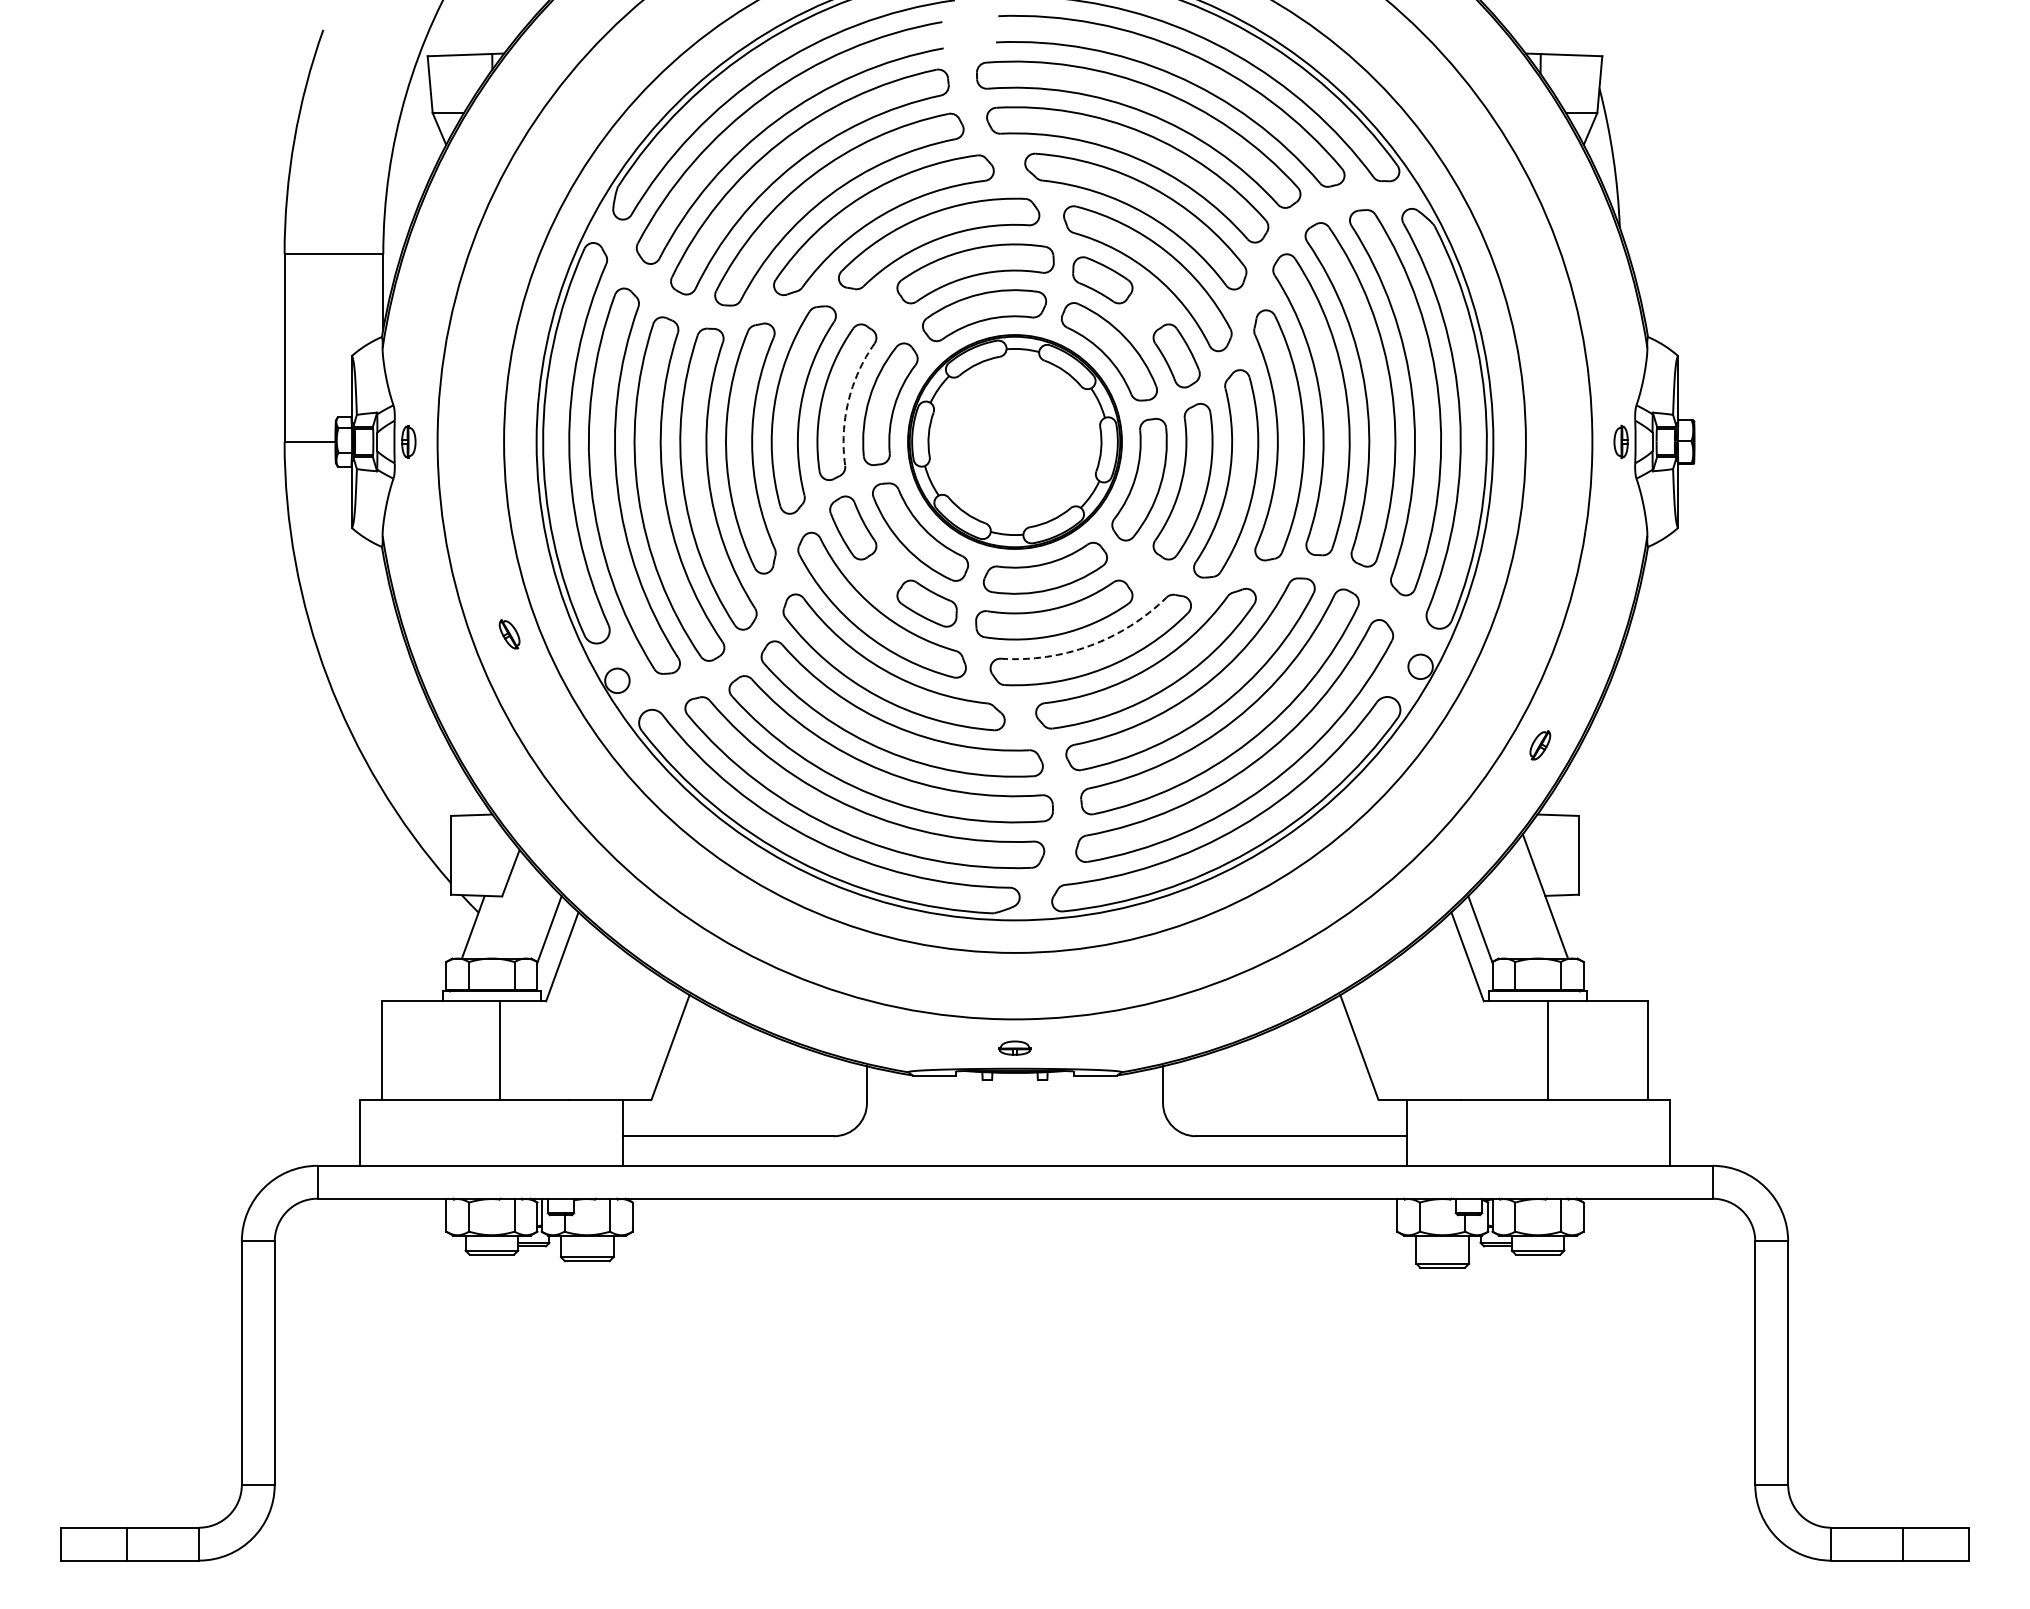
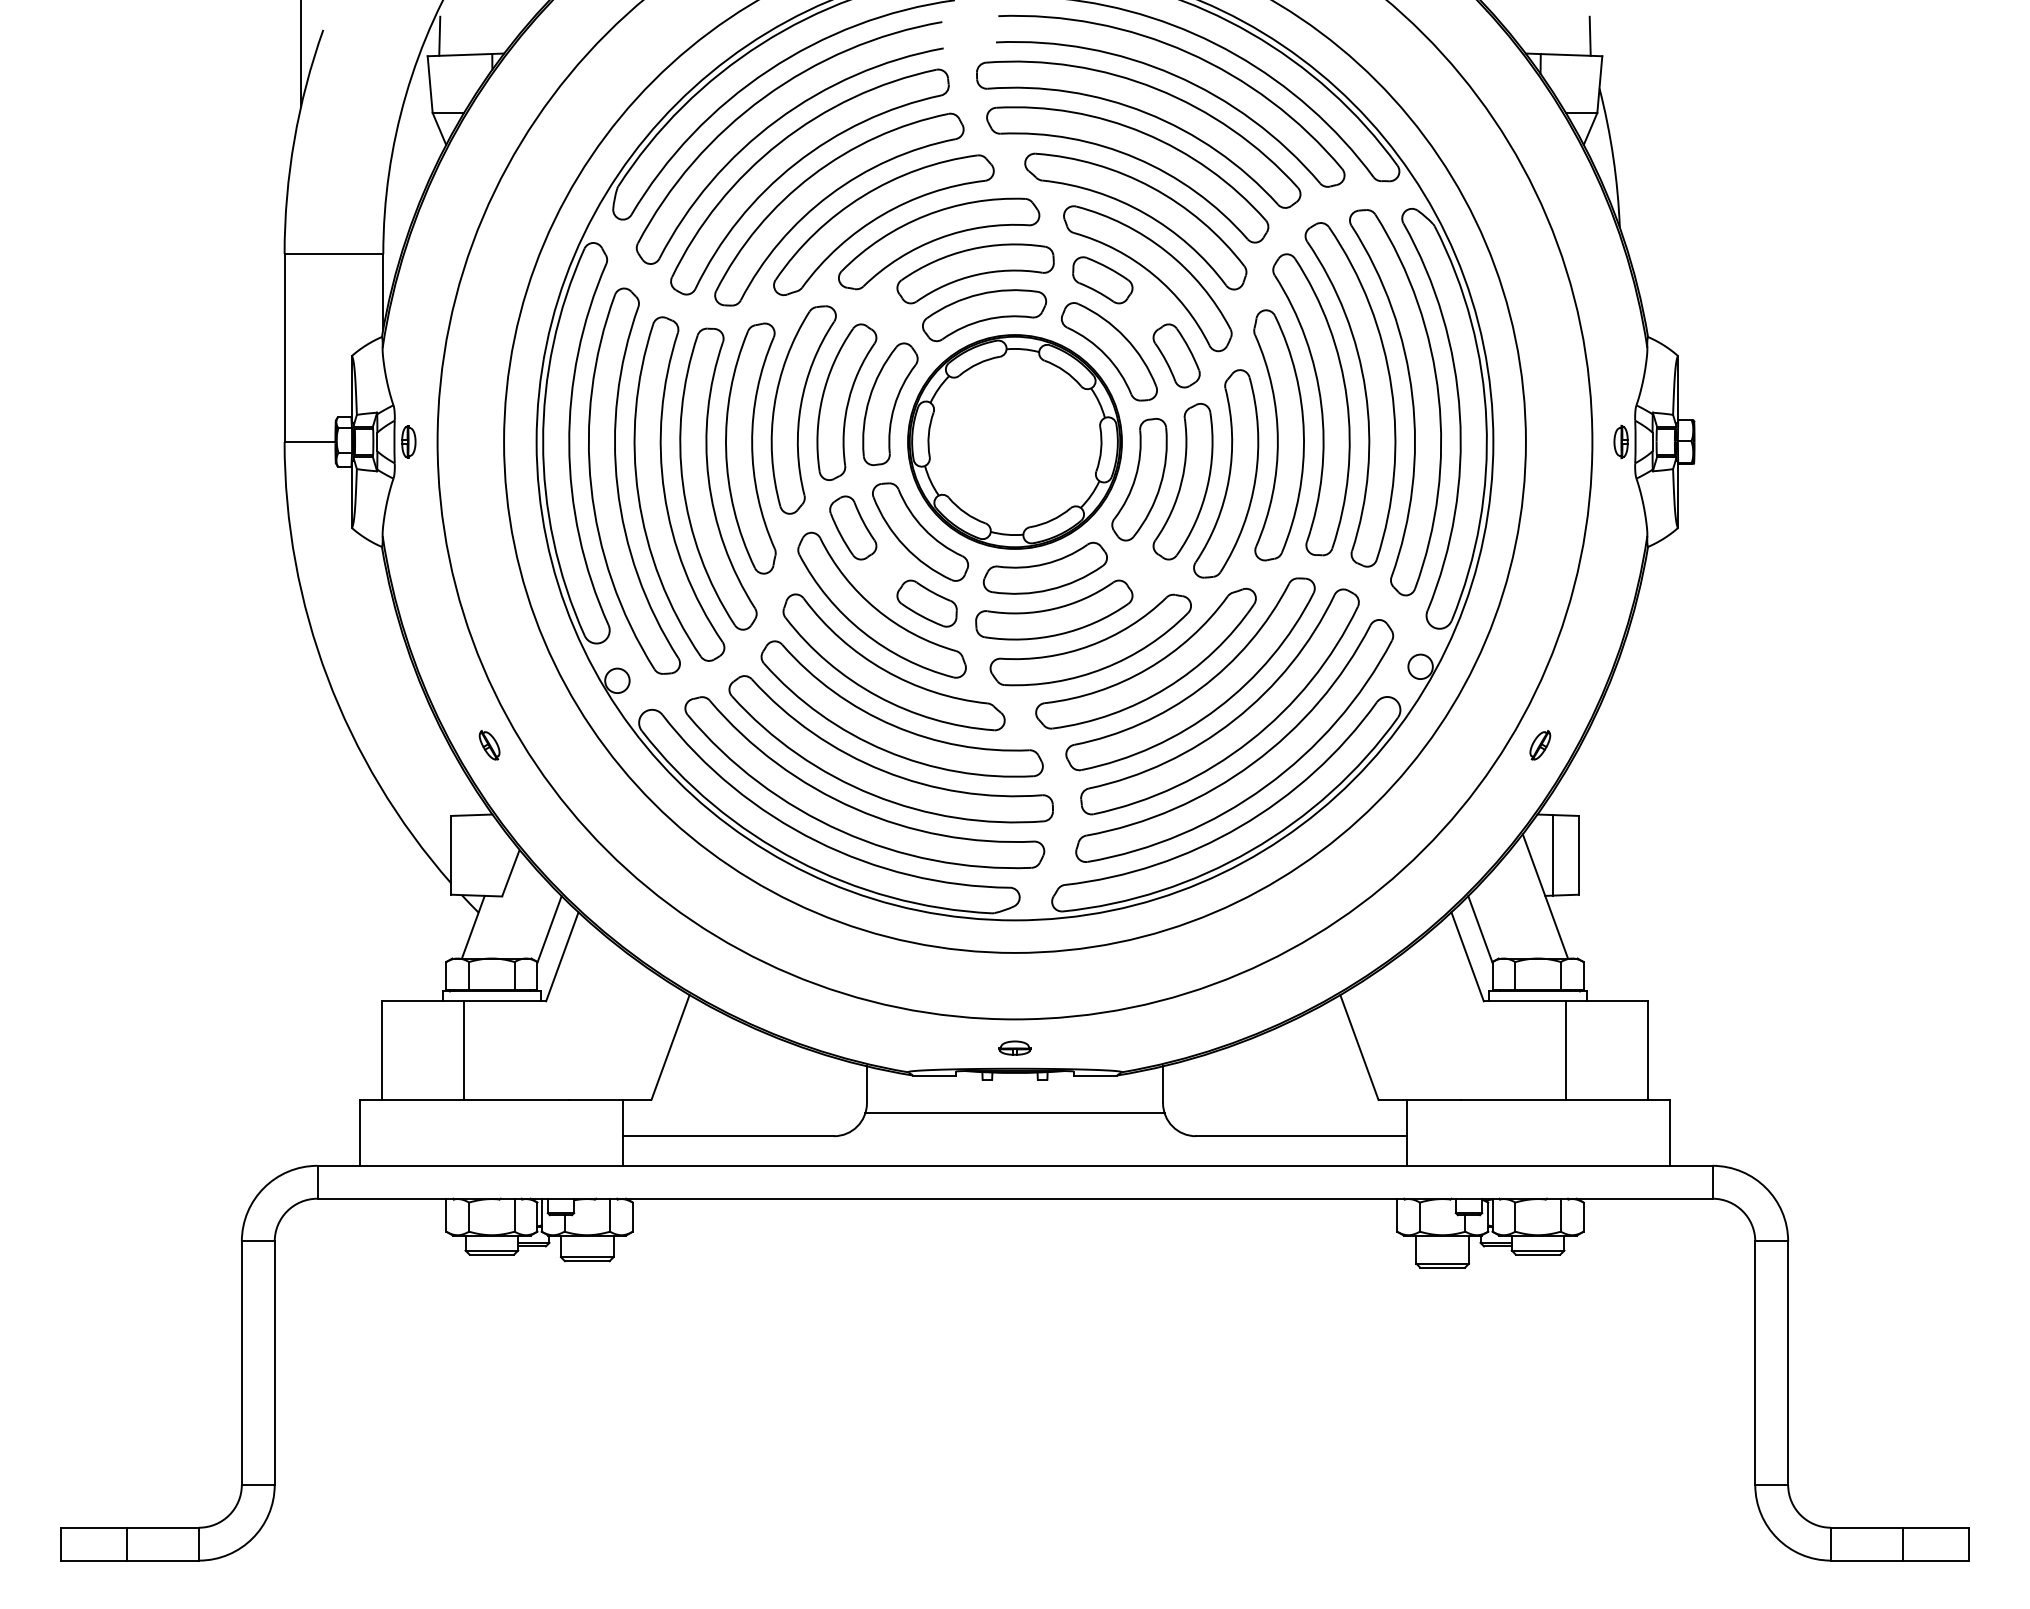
line: none -> present (439, 35)
line: none -> present (1589, 35)
line: none -> present (301, 54)
arc: dashed -> solid (848, 401)
part position: (509, 634) -> (489, 745) (489, 745)
arc: dashed -> solid (1090, 645)
line: none -> present (1552, 855)
line position: (499, 1050) -> (463, 1050) (463, 1050)
line position: (1548, 1050) -> (1566, 1050) (1566, 1050)
line: none -> present (1014, 1113)
